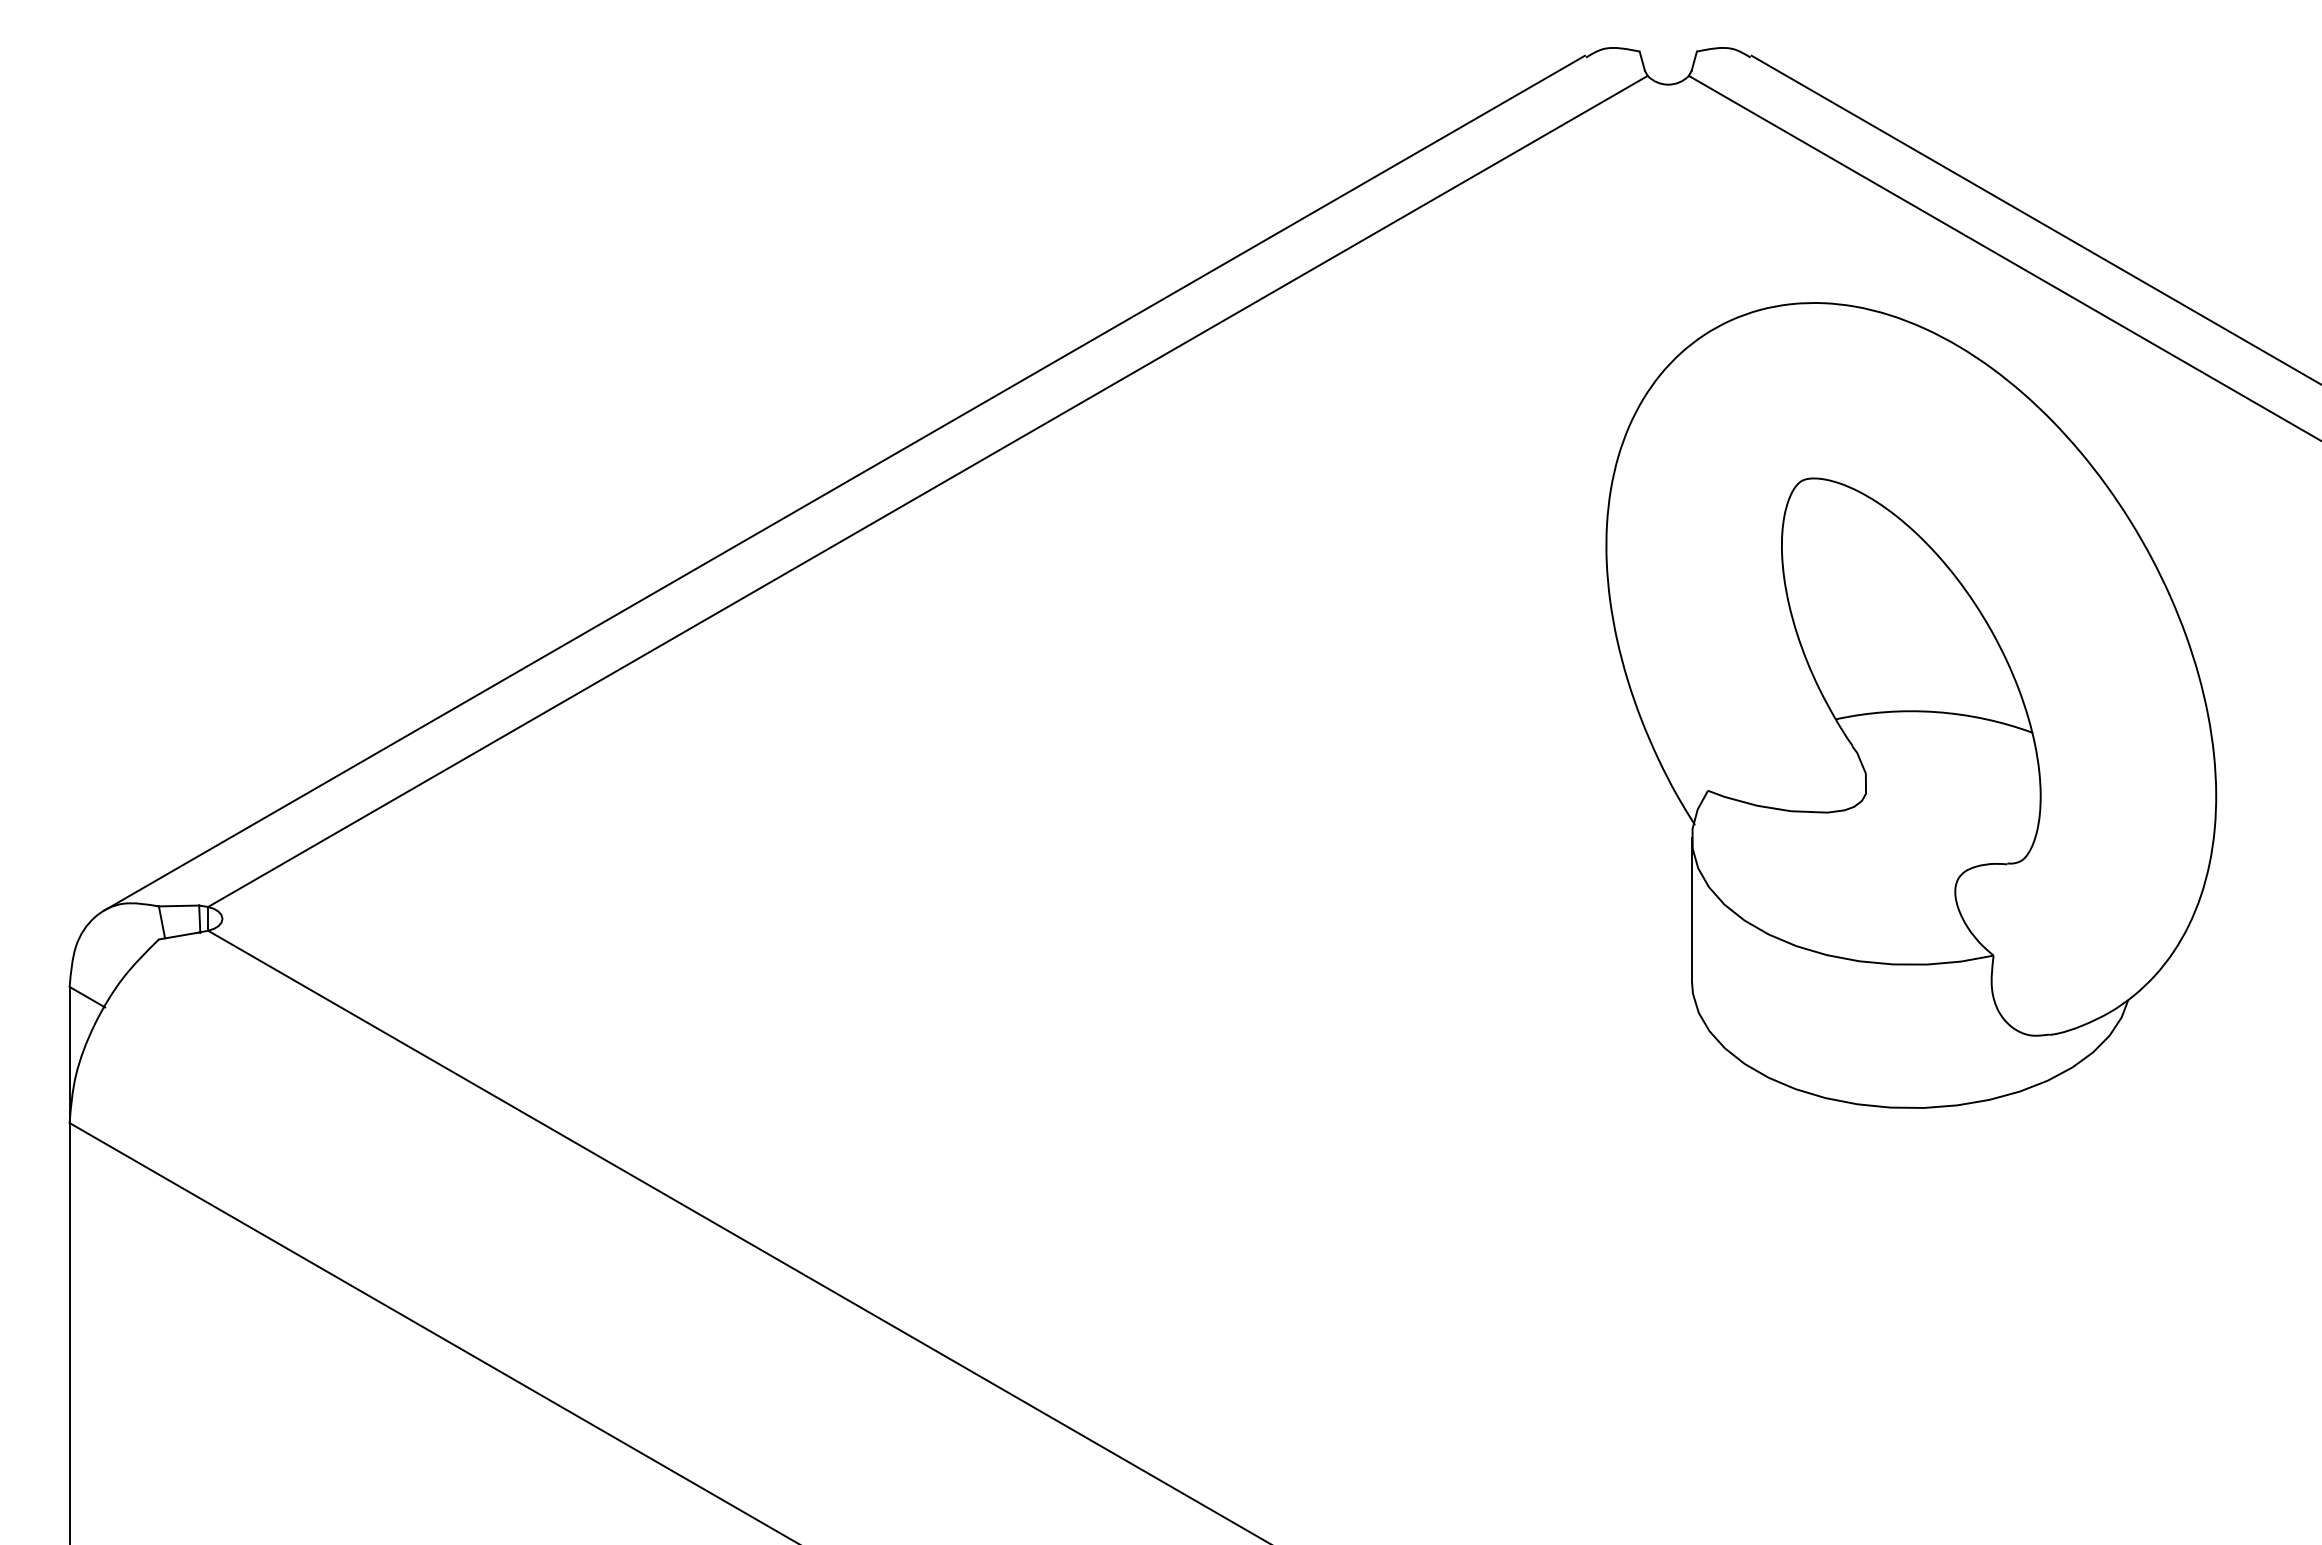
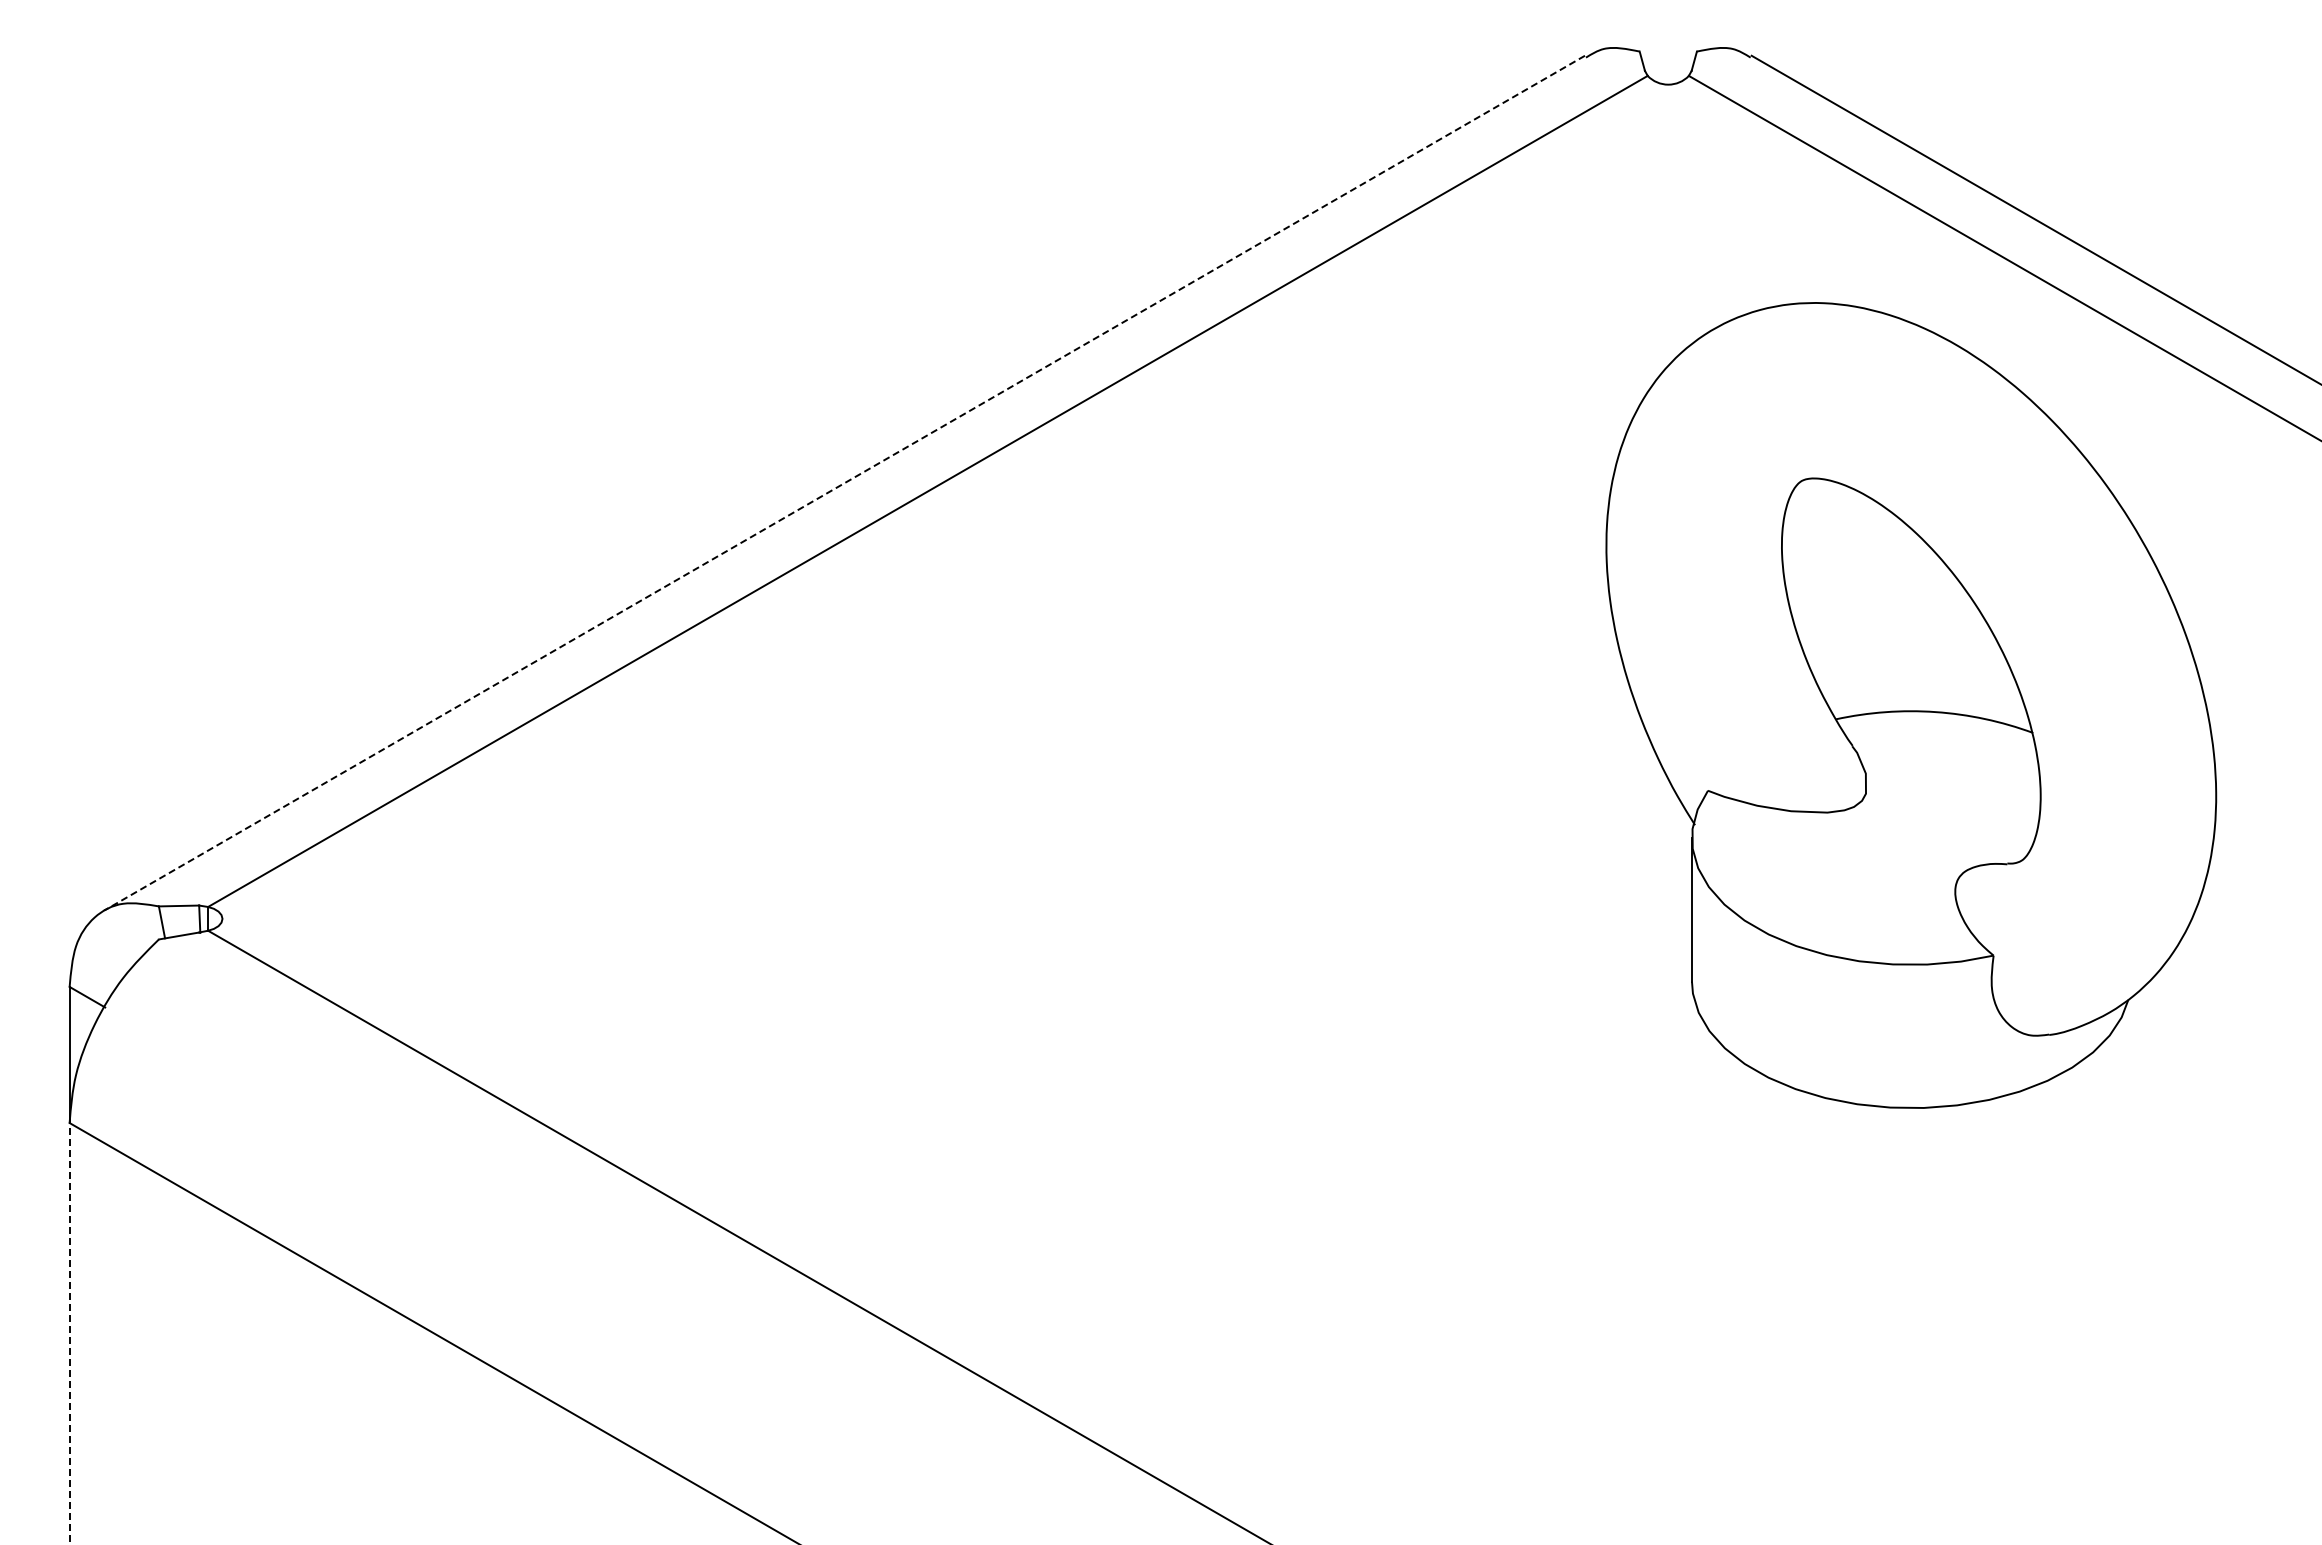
line: solid -> dashed (844, 483)
line: solid -> dashed (69, 1333)
